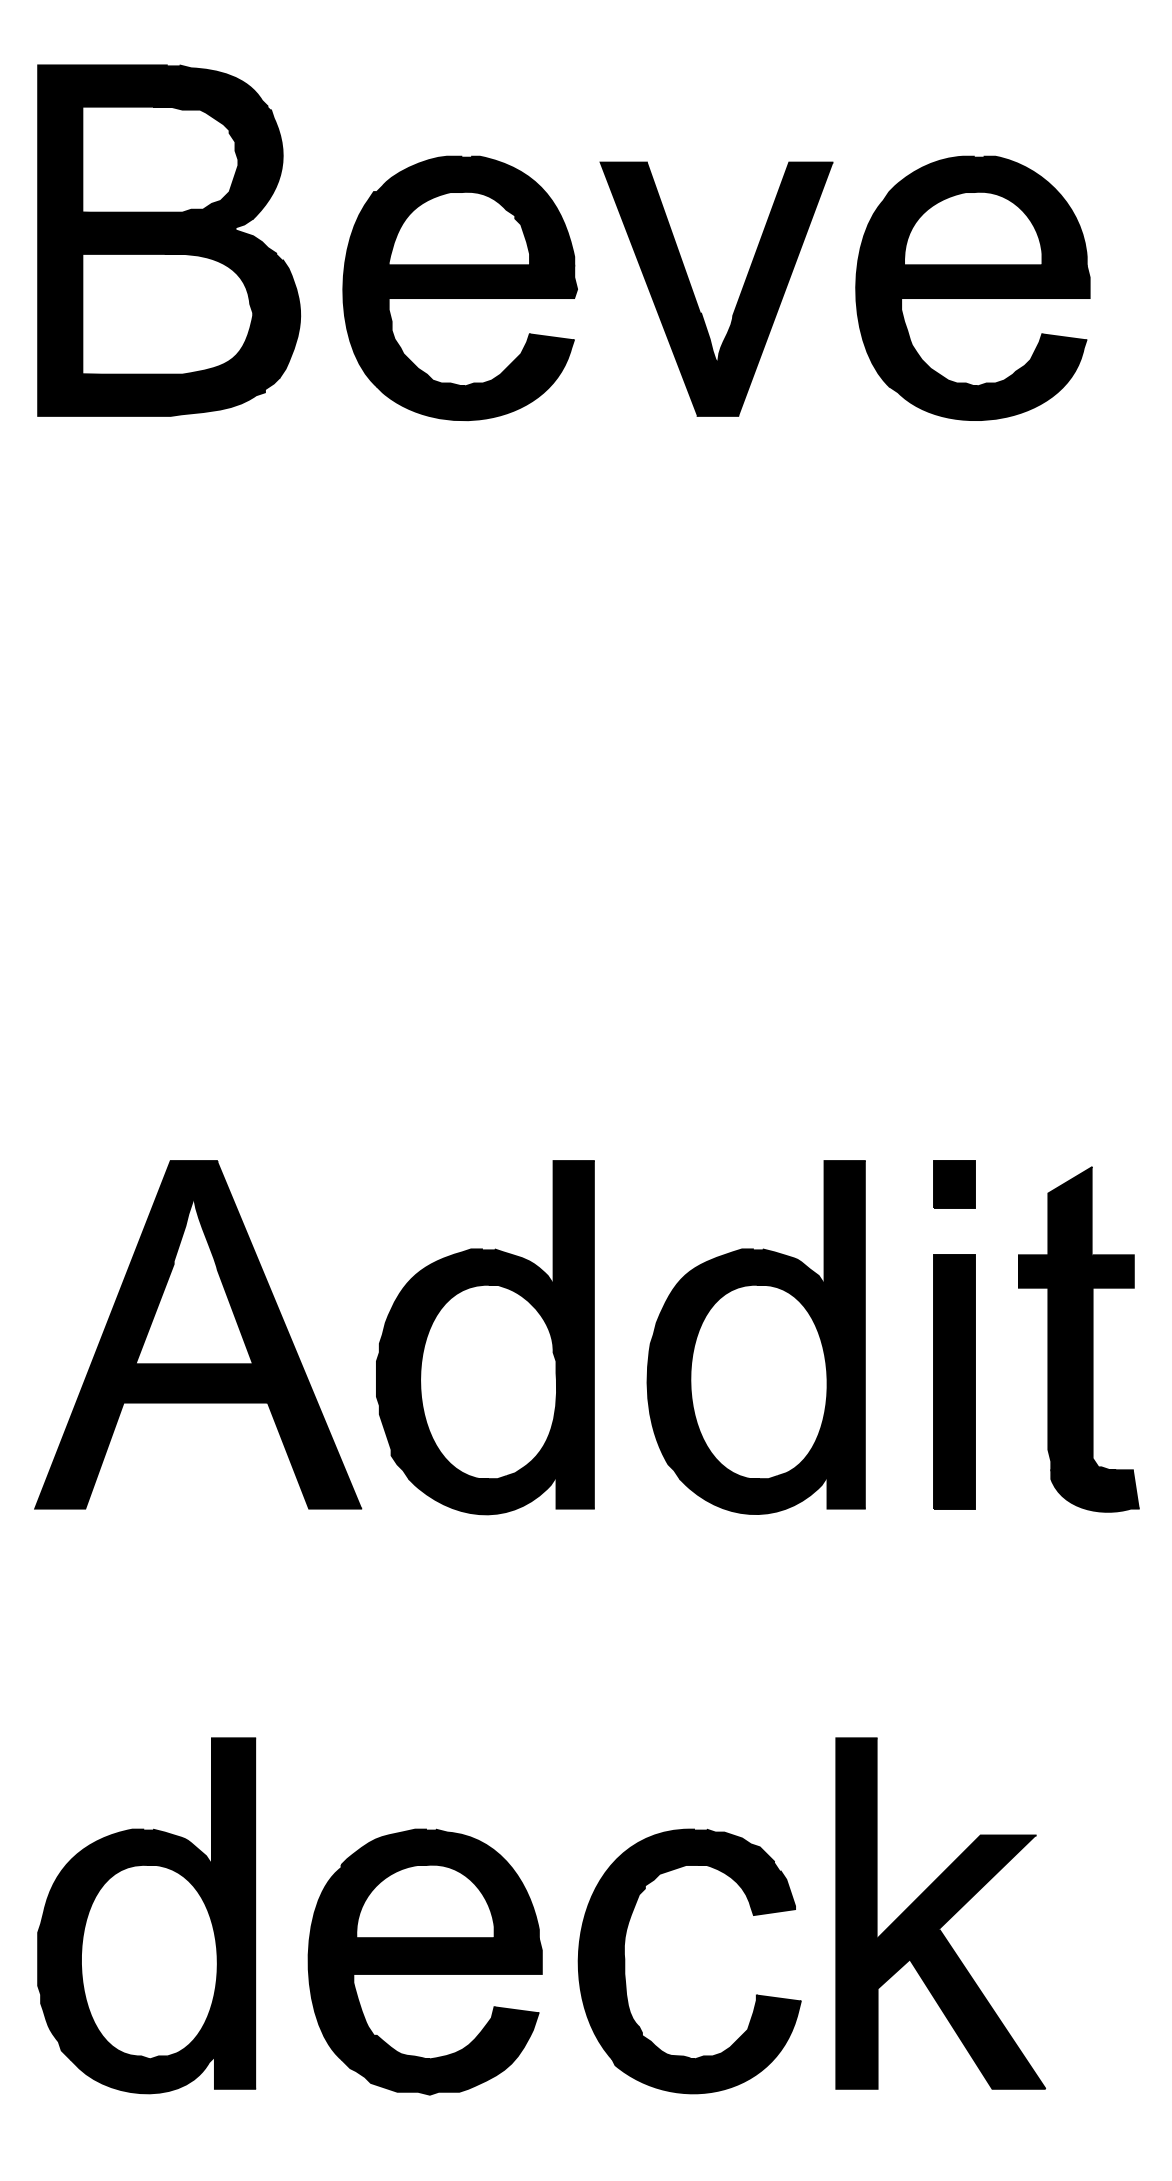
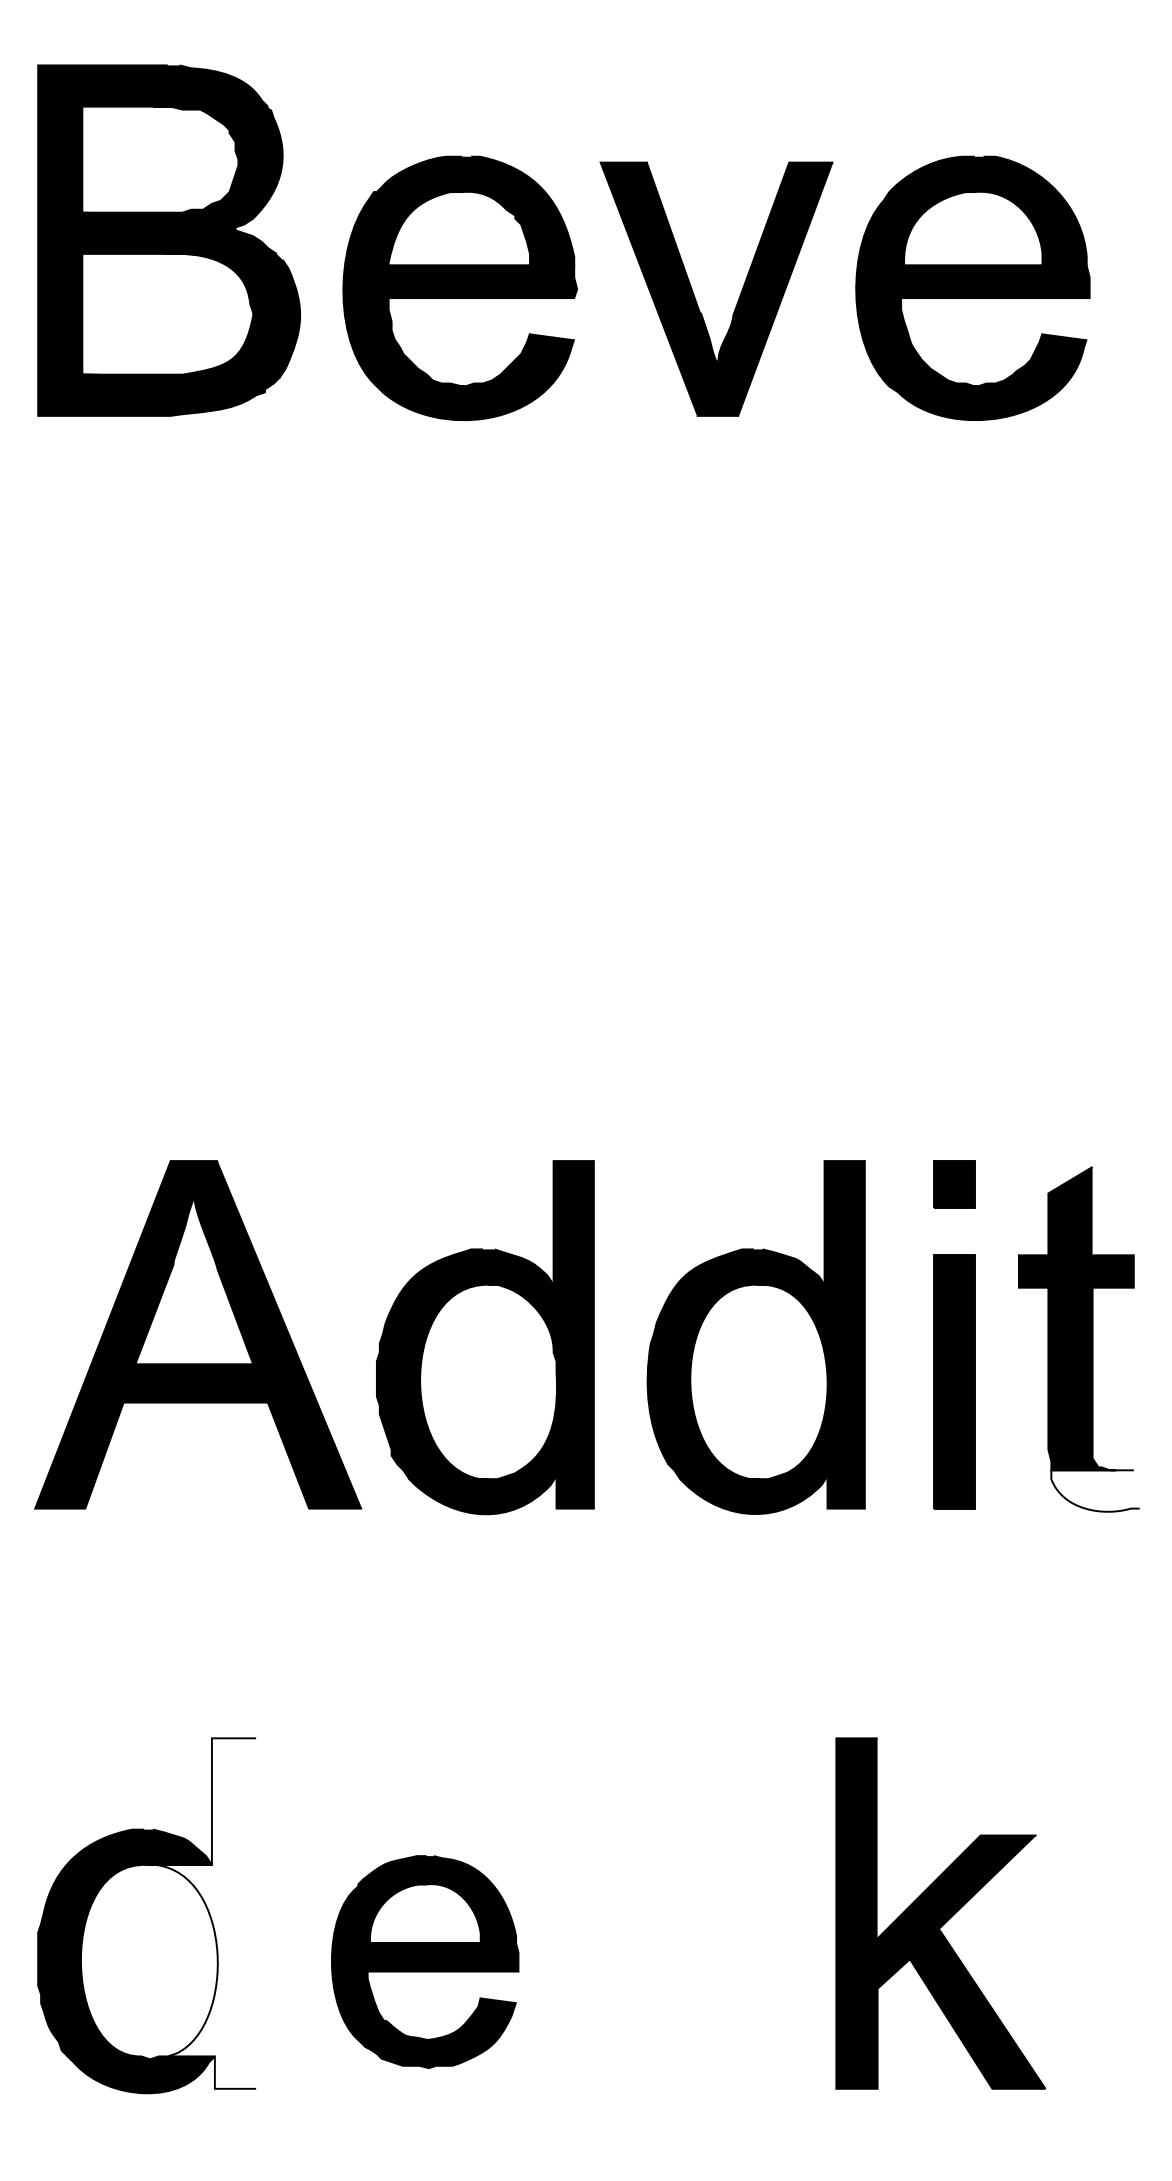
fill: present -> none (1095, 1490)
fill: present -> none (201, 1913)
part size: 236x268 px -> 189x214 px (425, 1961)
part: present -> none (625, 1961)
